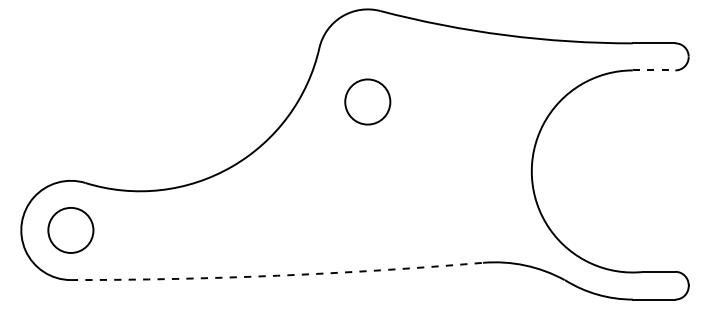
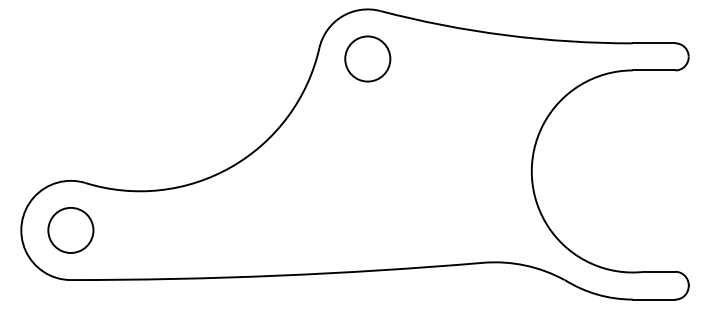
line: dashed -> solid (654, 70)
circle position: (367, 101) -> (367, 58) (367, 58)
arc: dashed -> solid (277, 275)
